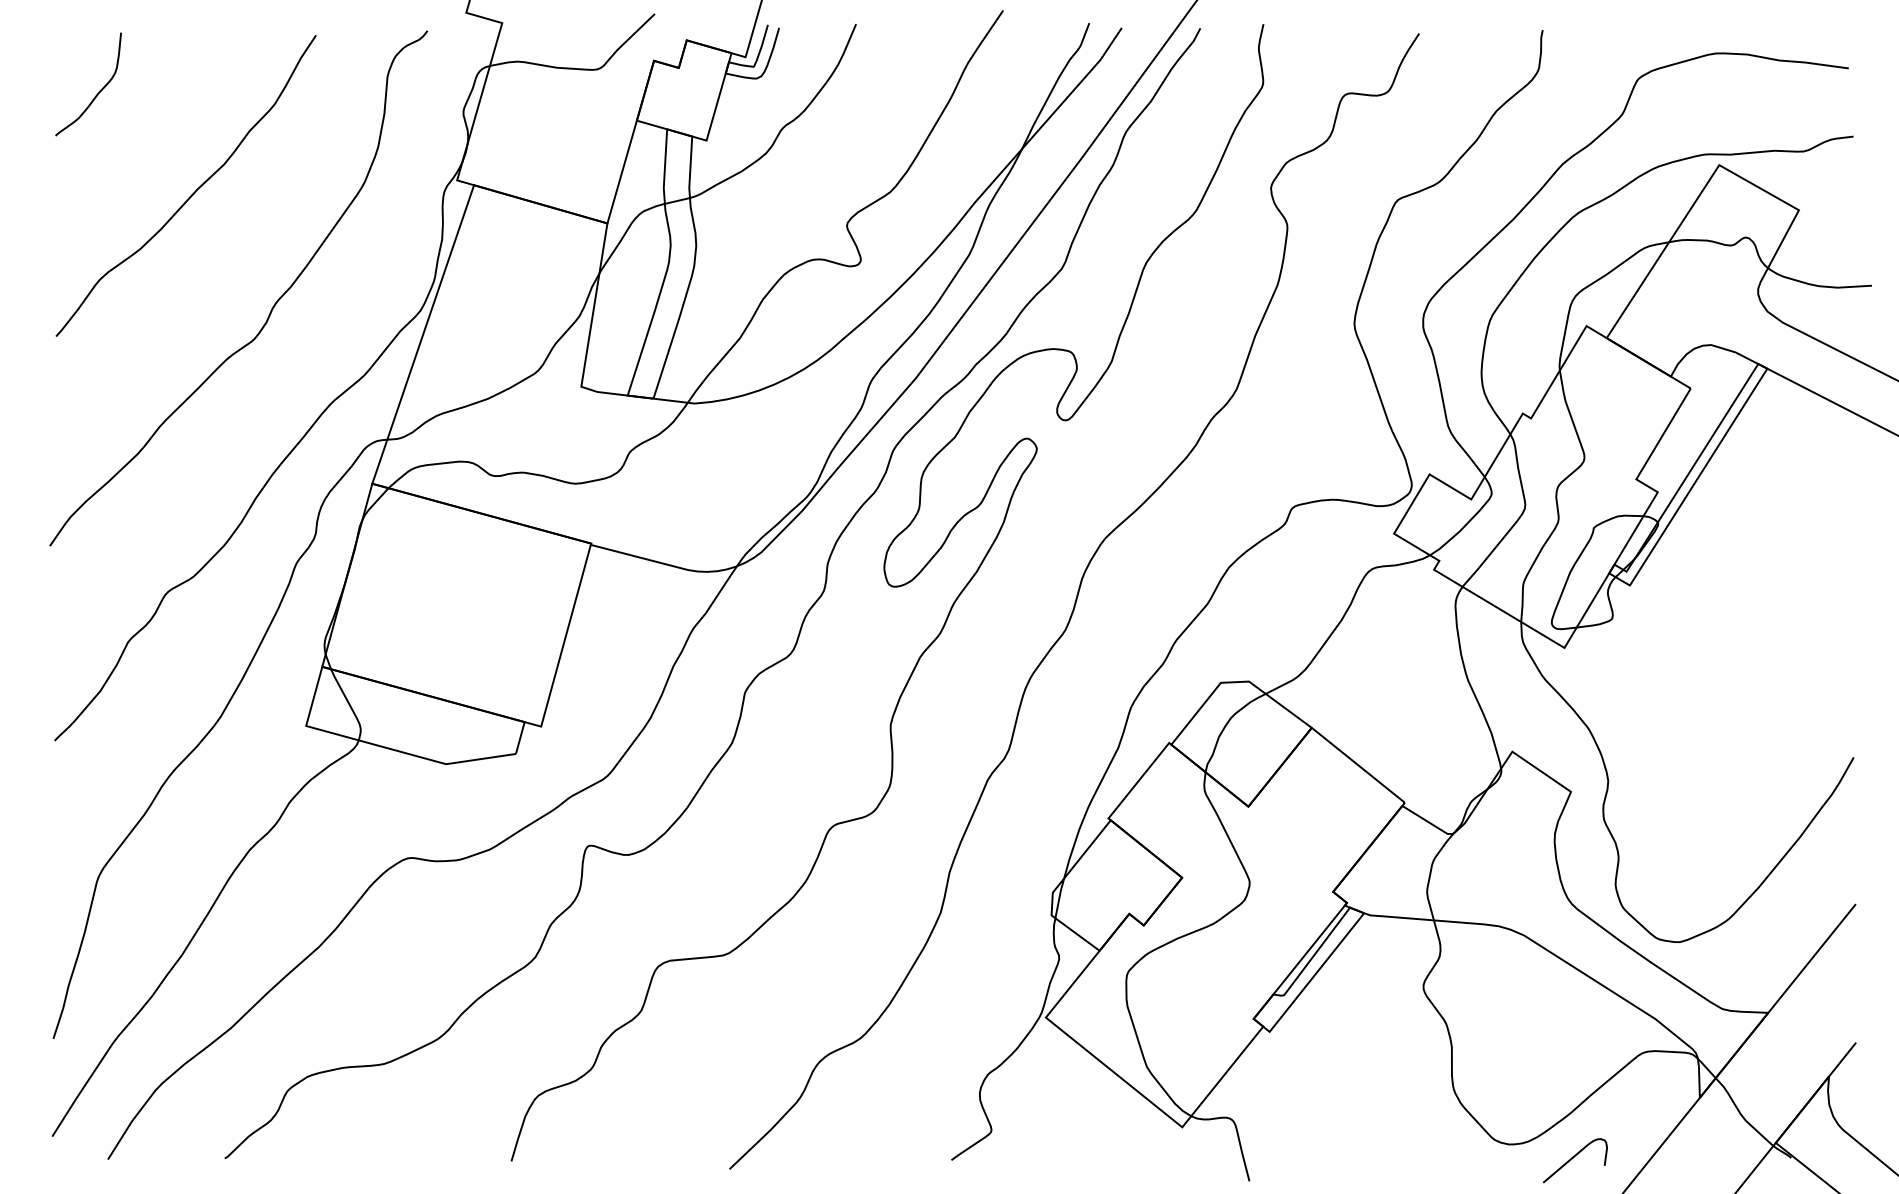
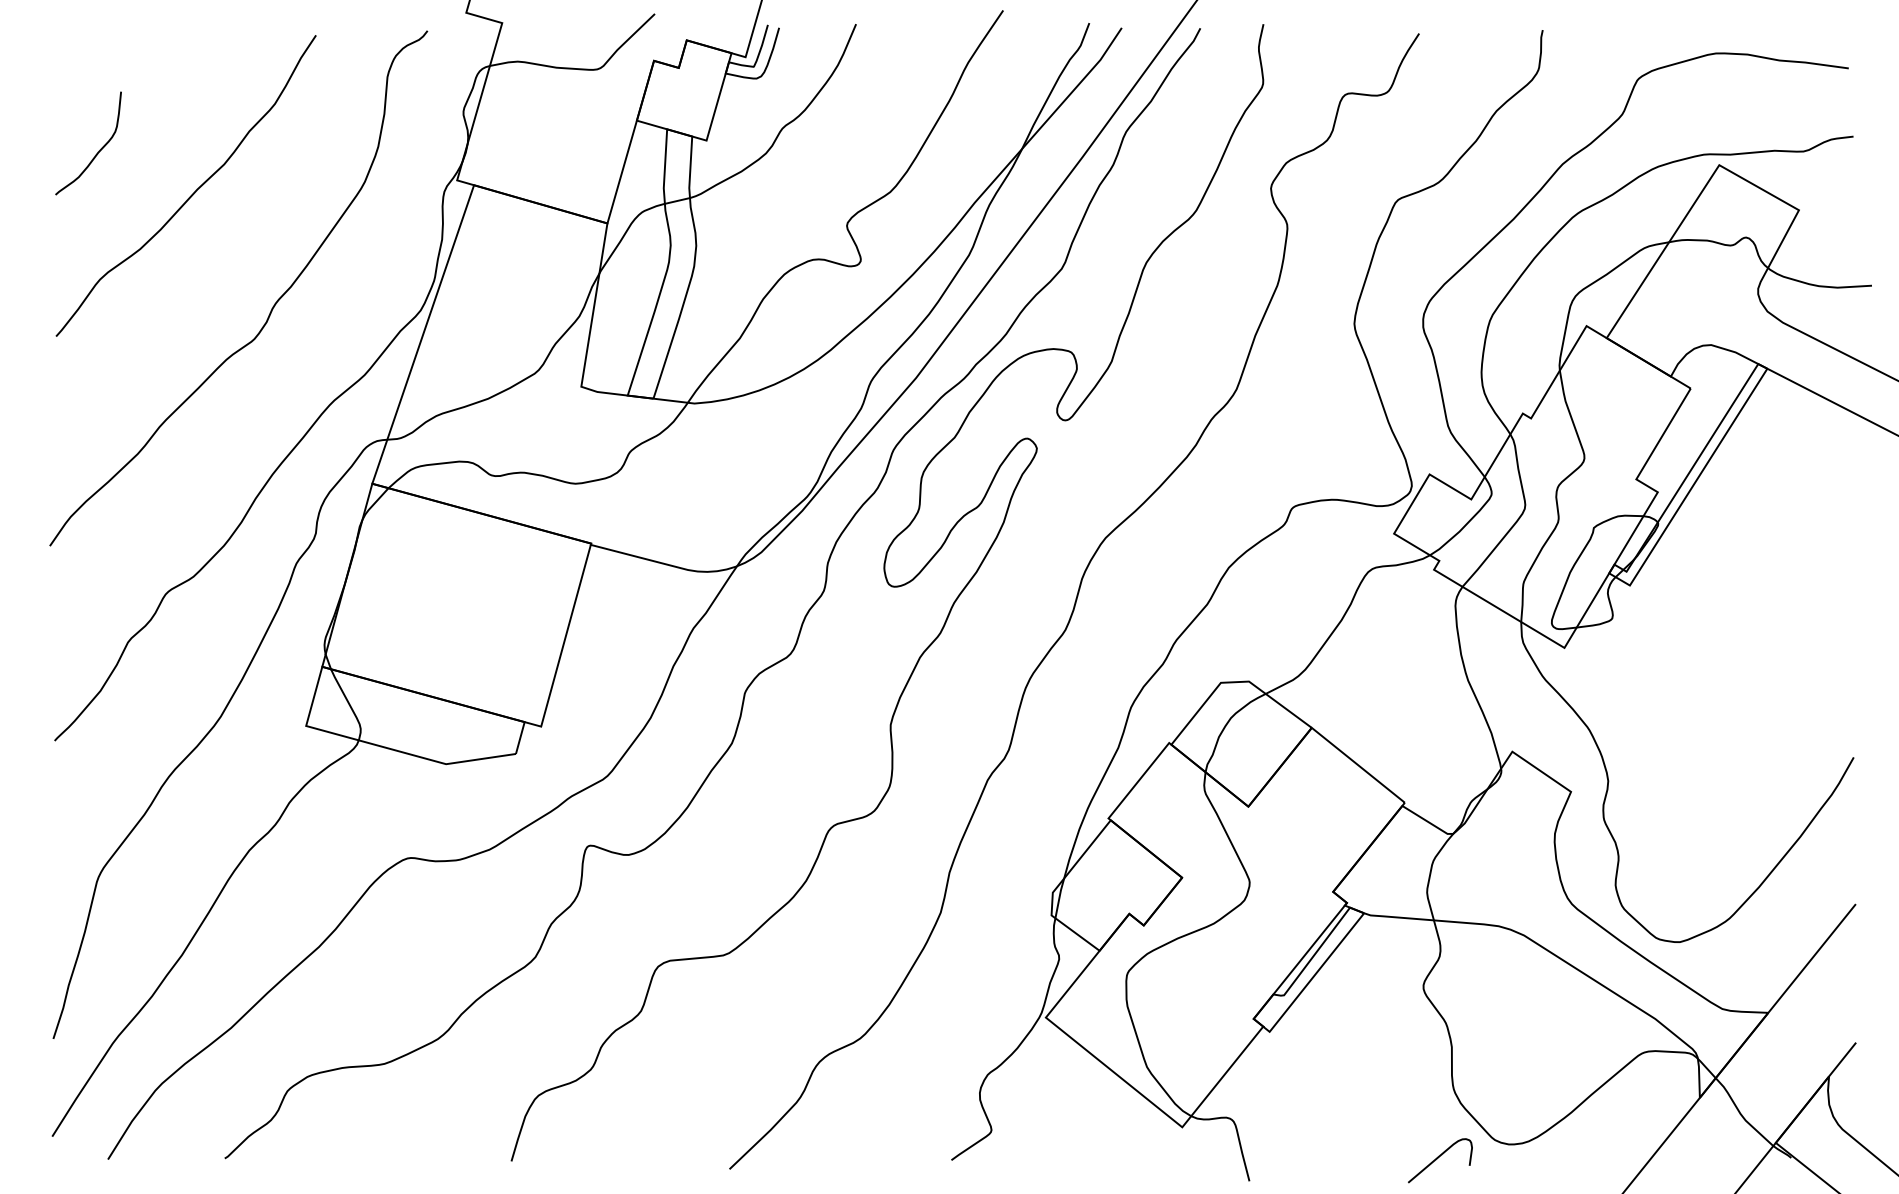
curve position: (99, 90) -> (99, 149) (99, 149)
curve position: (1573, 1158) -> (1438, 1158) (1438, 1158)
